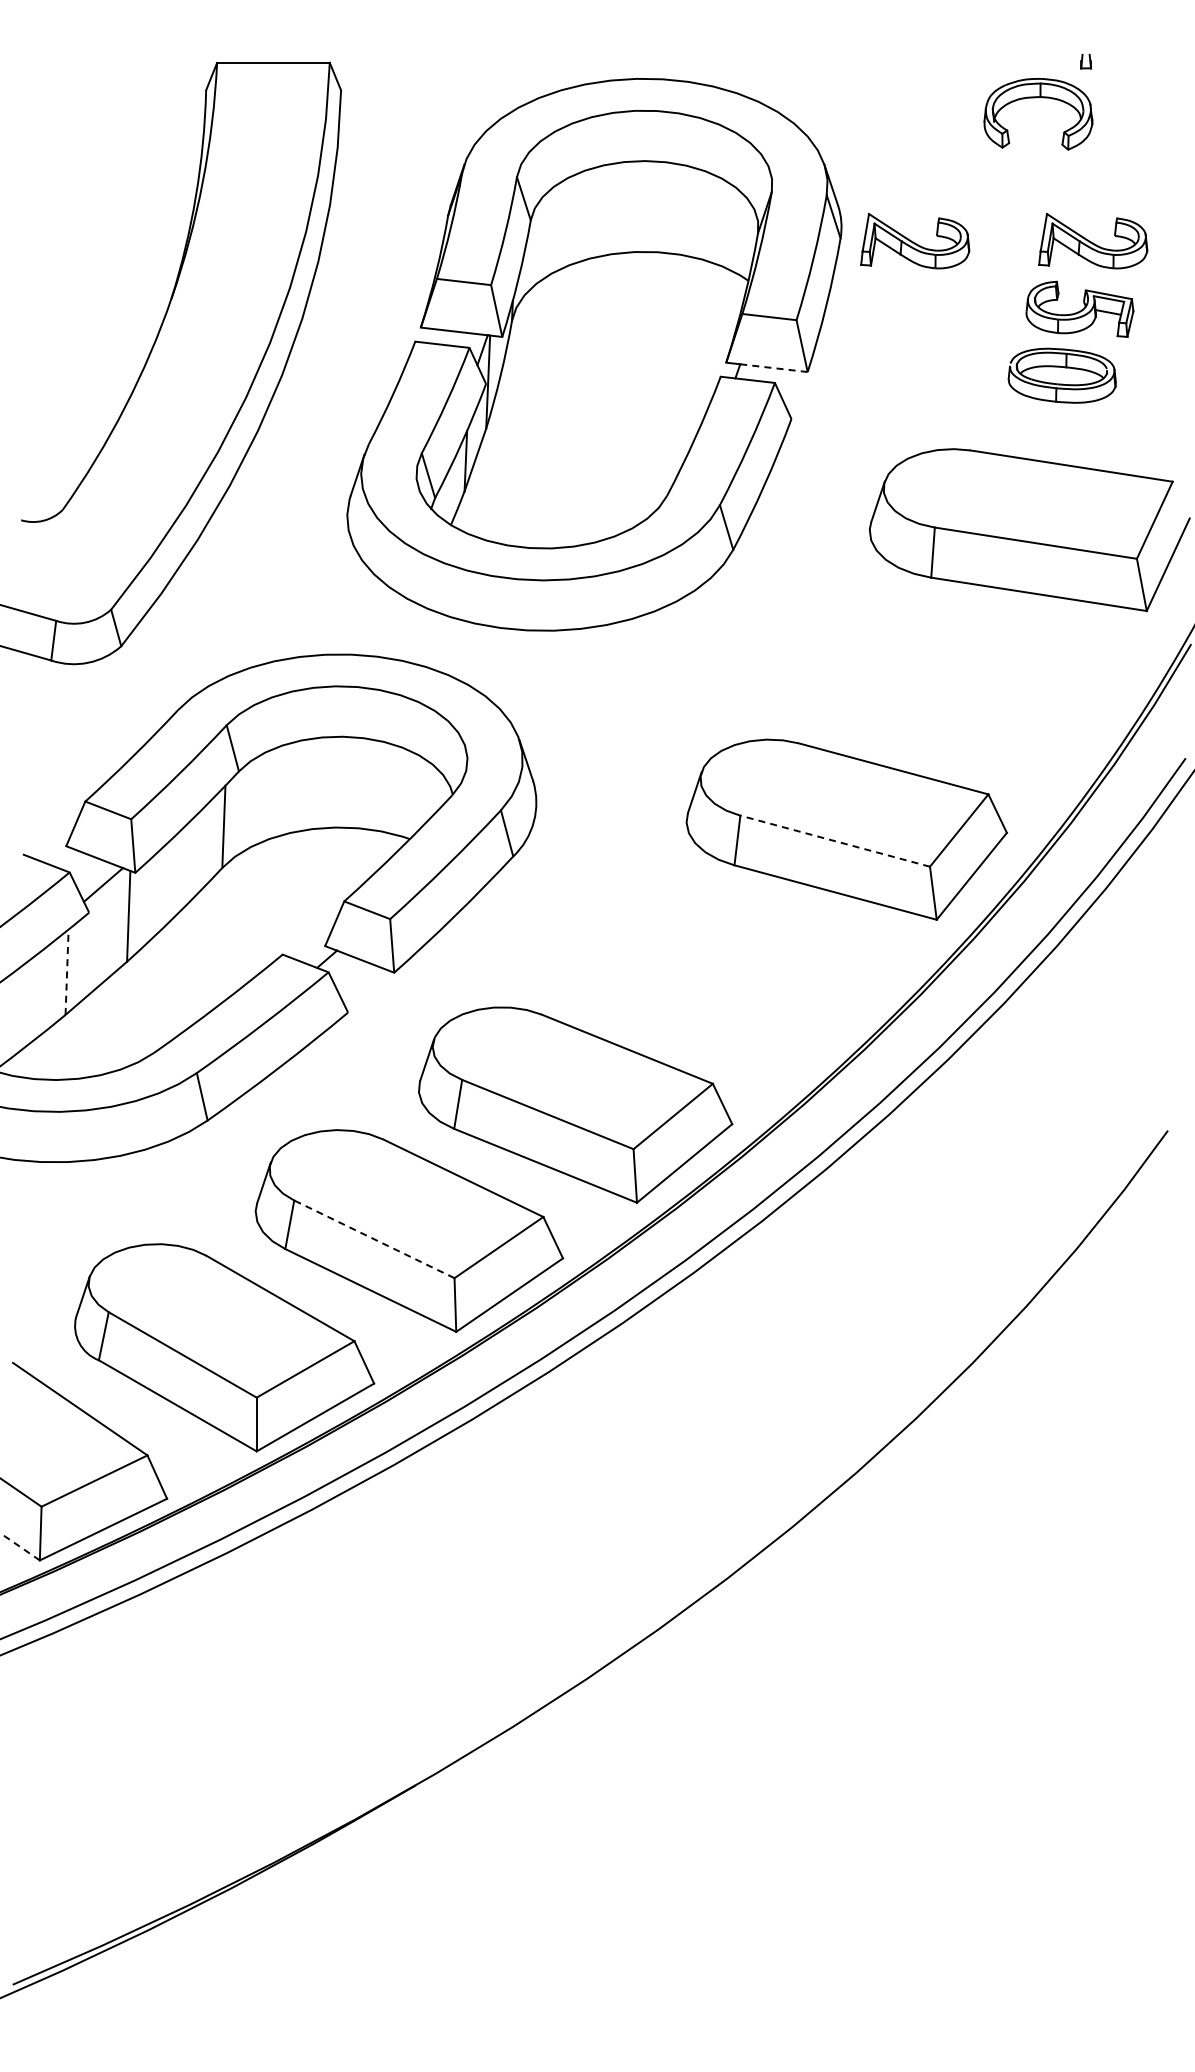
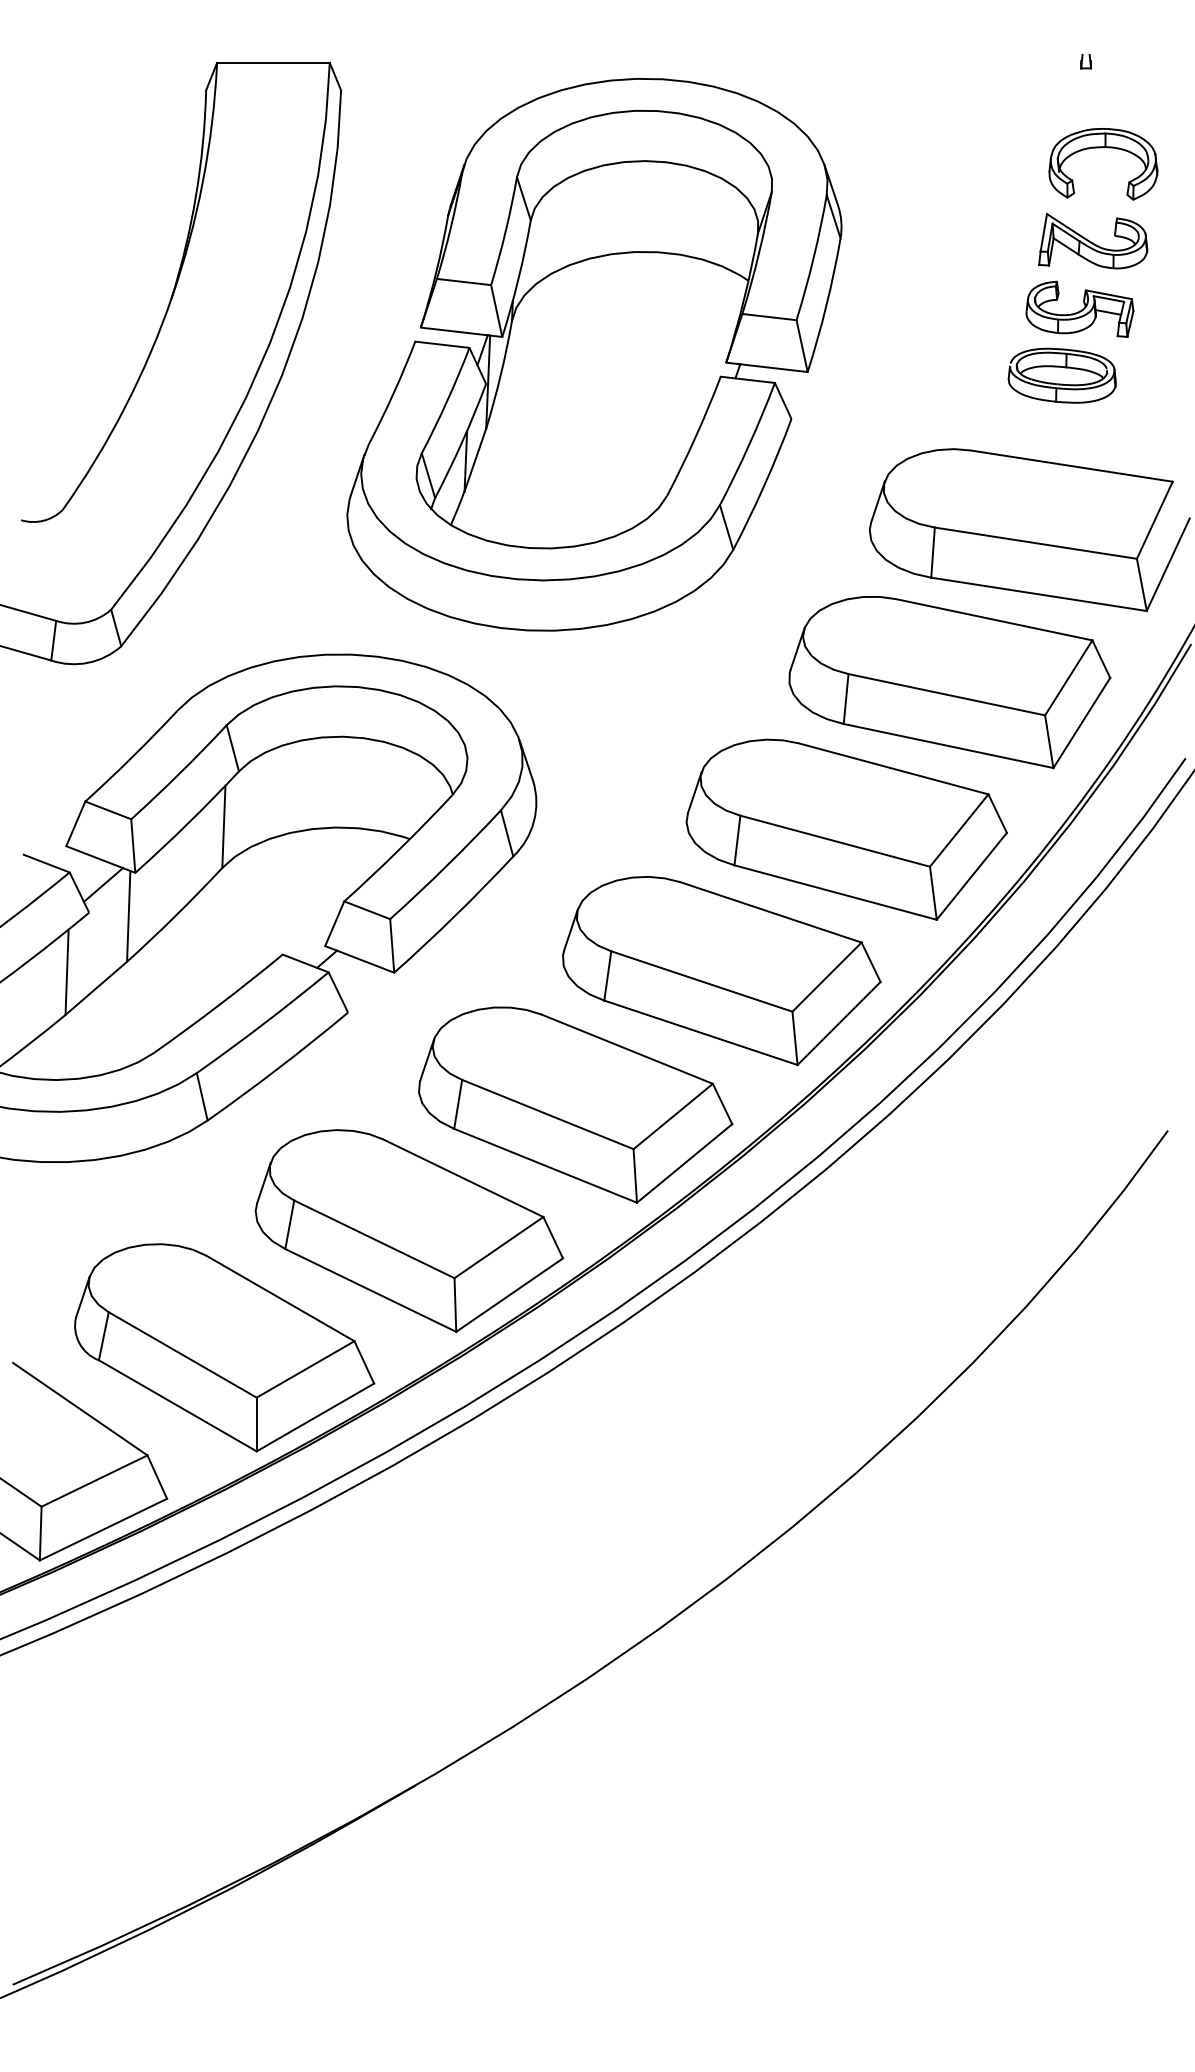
part position: (1036, 98) -> (1101, 148) (1101, 148)
part: present -> none (915, 241)
line: dashed -> solid (773, 368)
part: none -> present (949, 682)
line: dashed -> solid (834, 841)
part: none -> present (721, 971)
line: dashed -> solid (67, 972)
line: dashed -> solid (373, 1239)
line: dashed -> solid (20, 1546)
